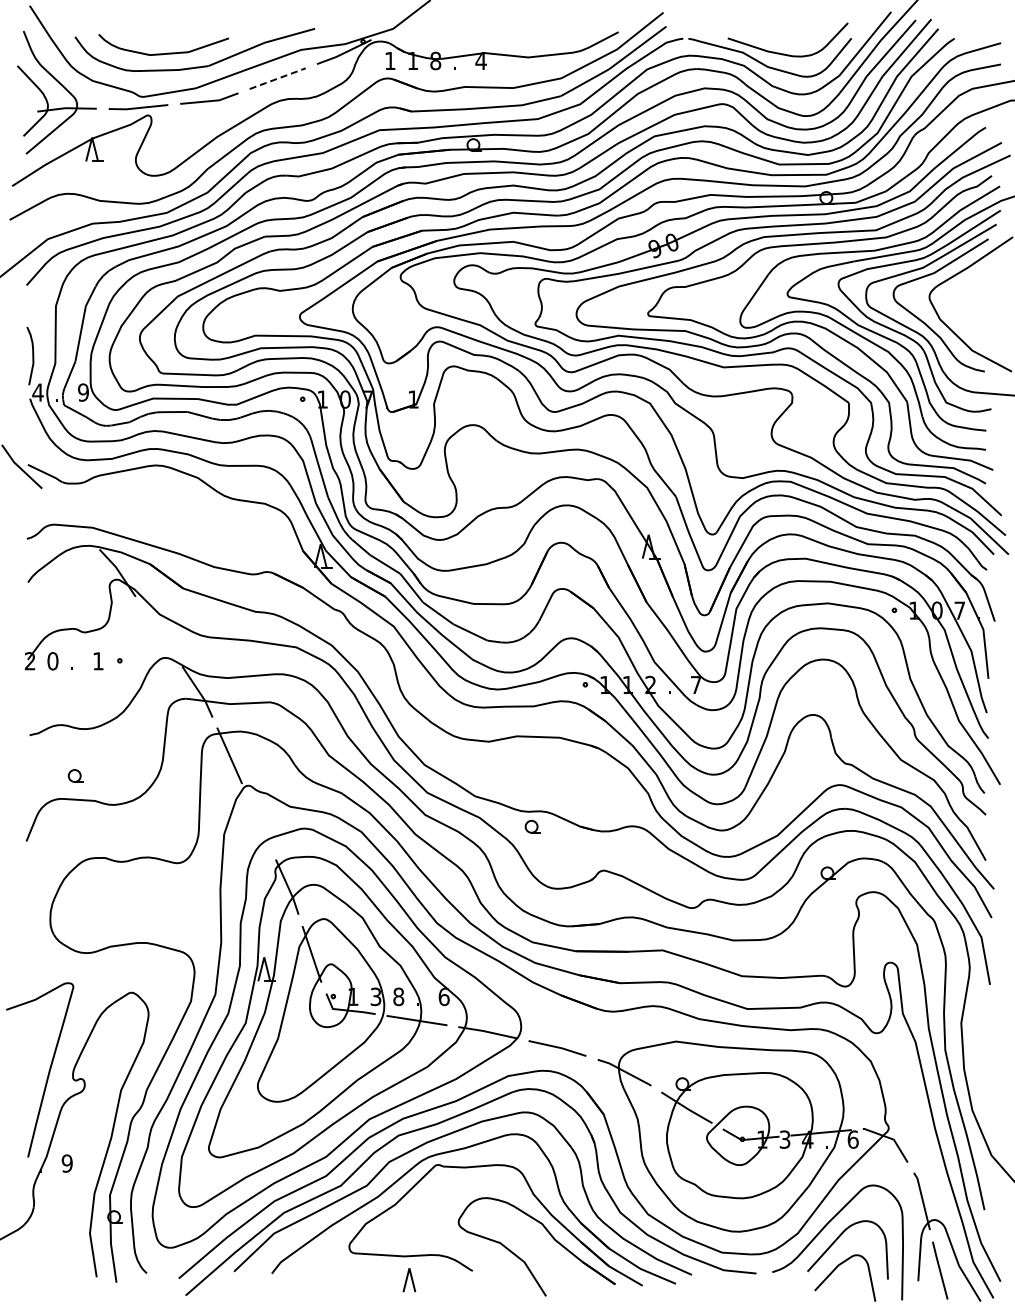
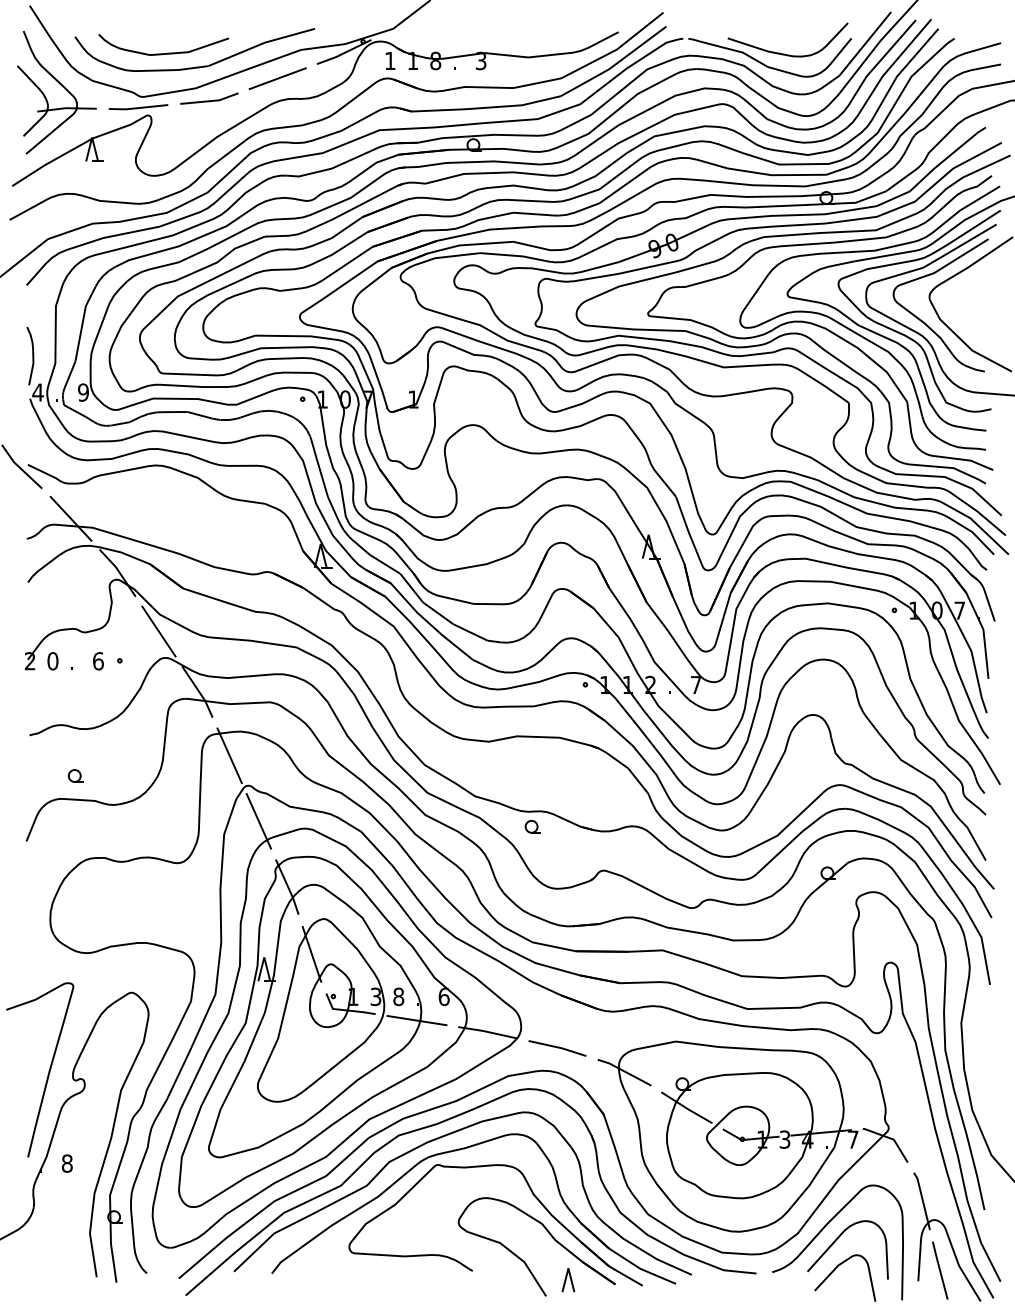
text: 4 -> 3 (480, 60)
line: dashed -> solid (277, 78)
line: none -> present (70, 518)
line: none -> present (158, 631)
text: 1 -> 6 (98, 661)
line: none -> present (258, 821)
text: 6 -> 7 (852, 1139)
text: 9 -> 8 (66, 1163)
line position: (407, 1280) -> (566, 1280) (566, 1280)
